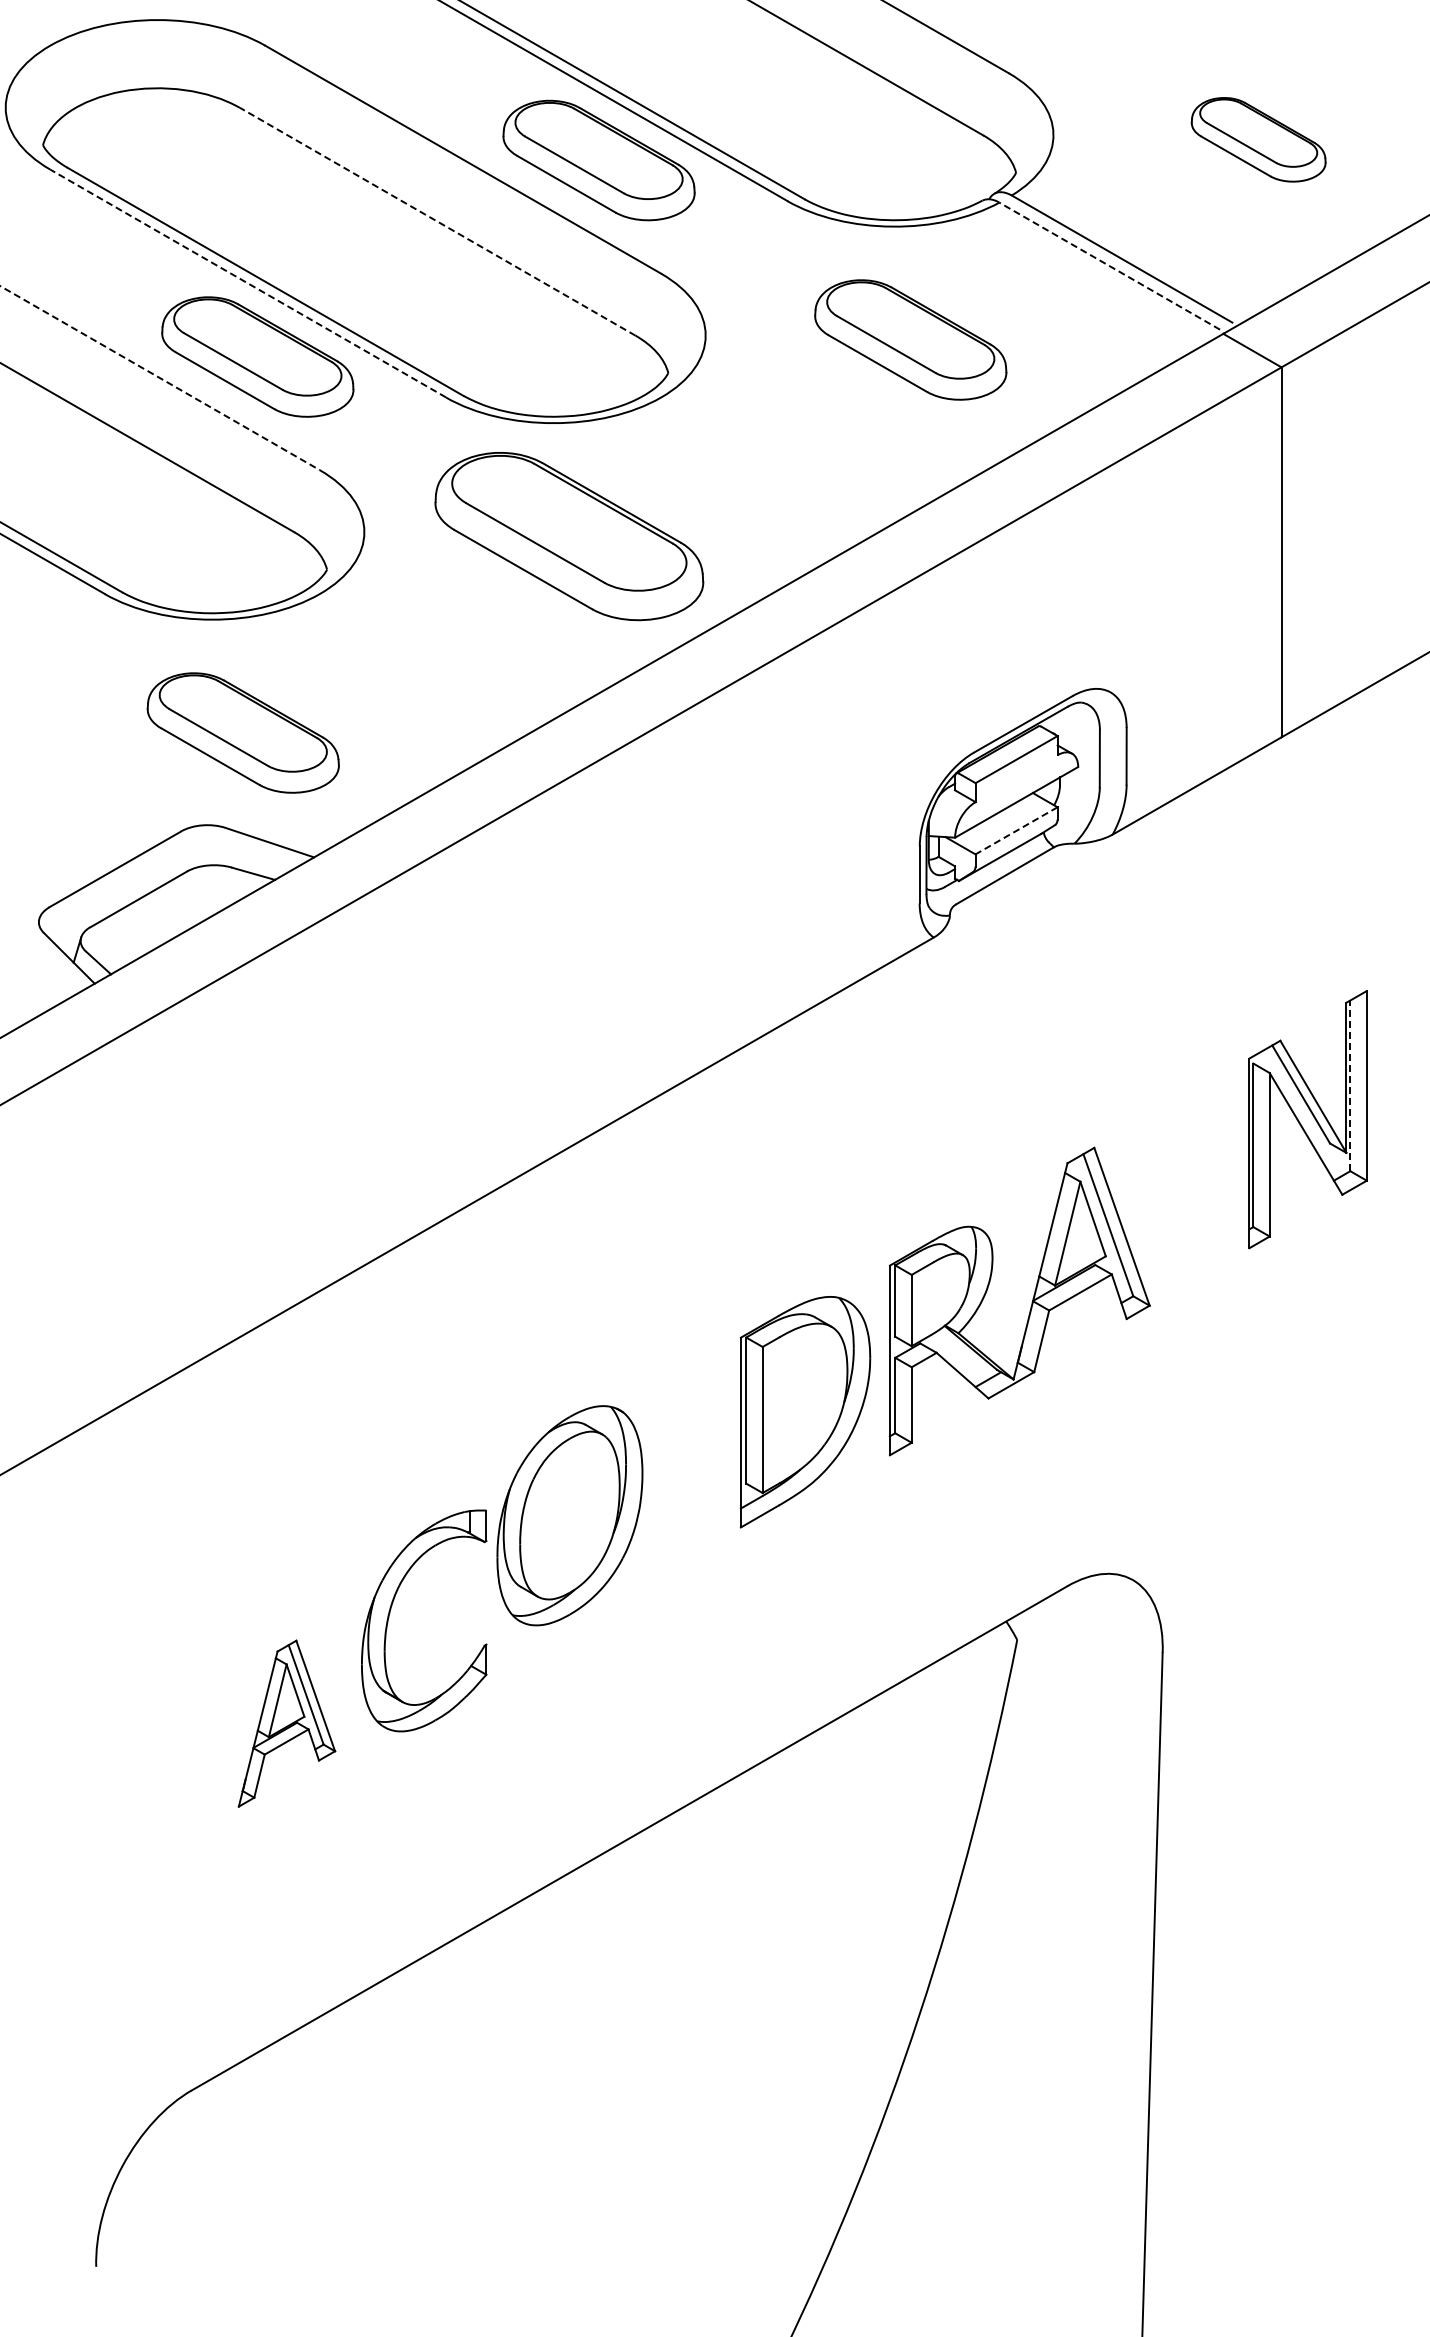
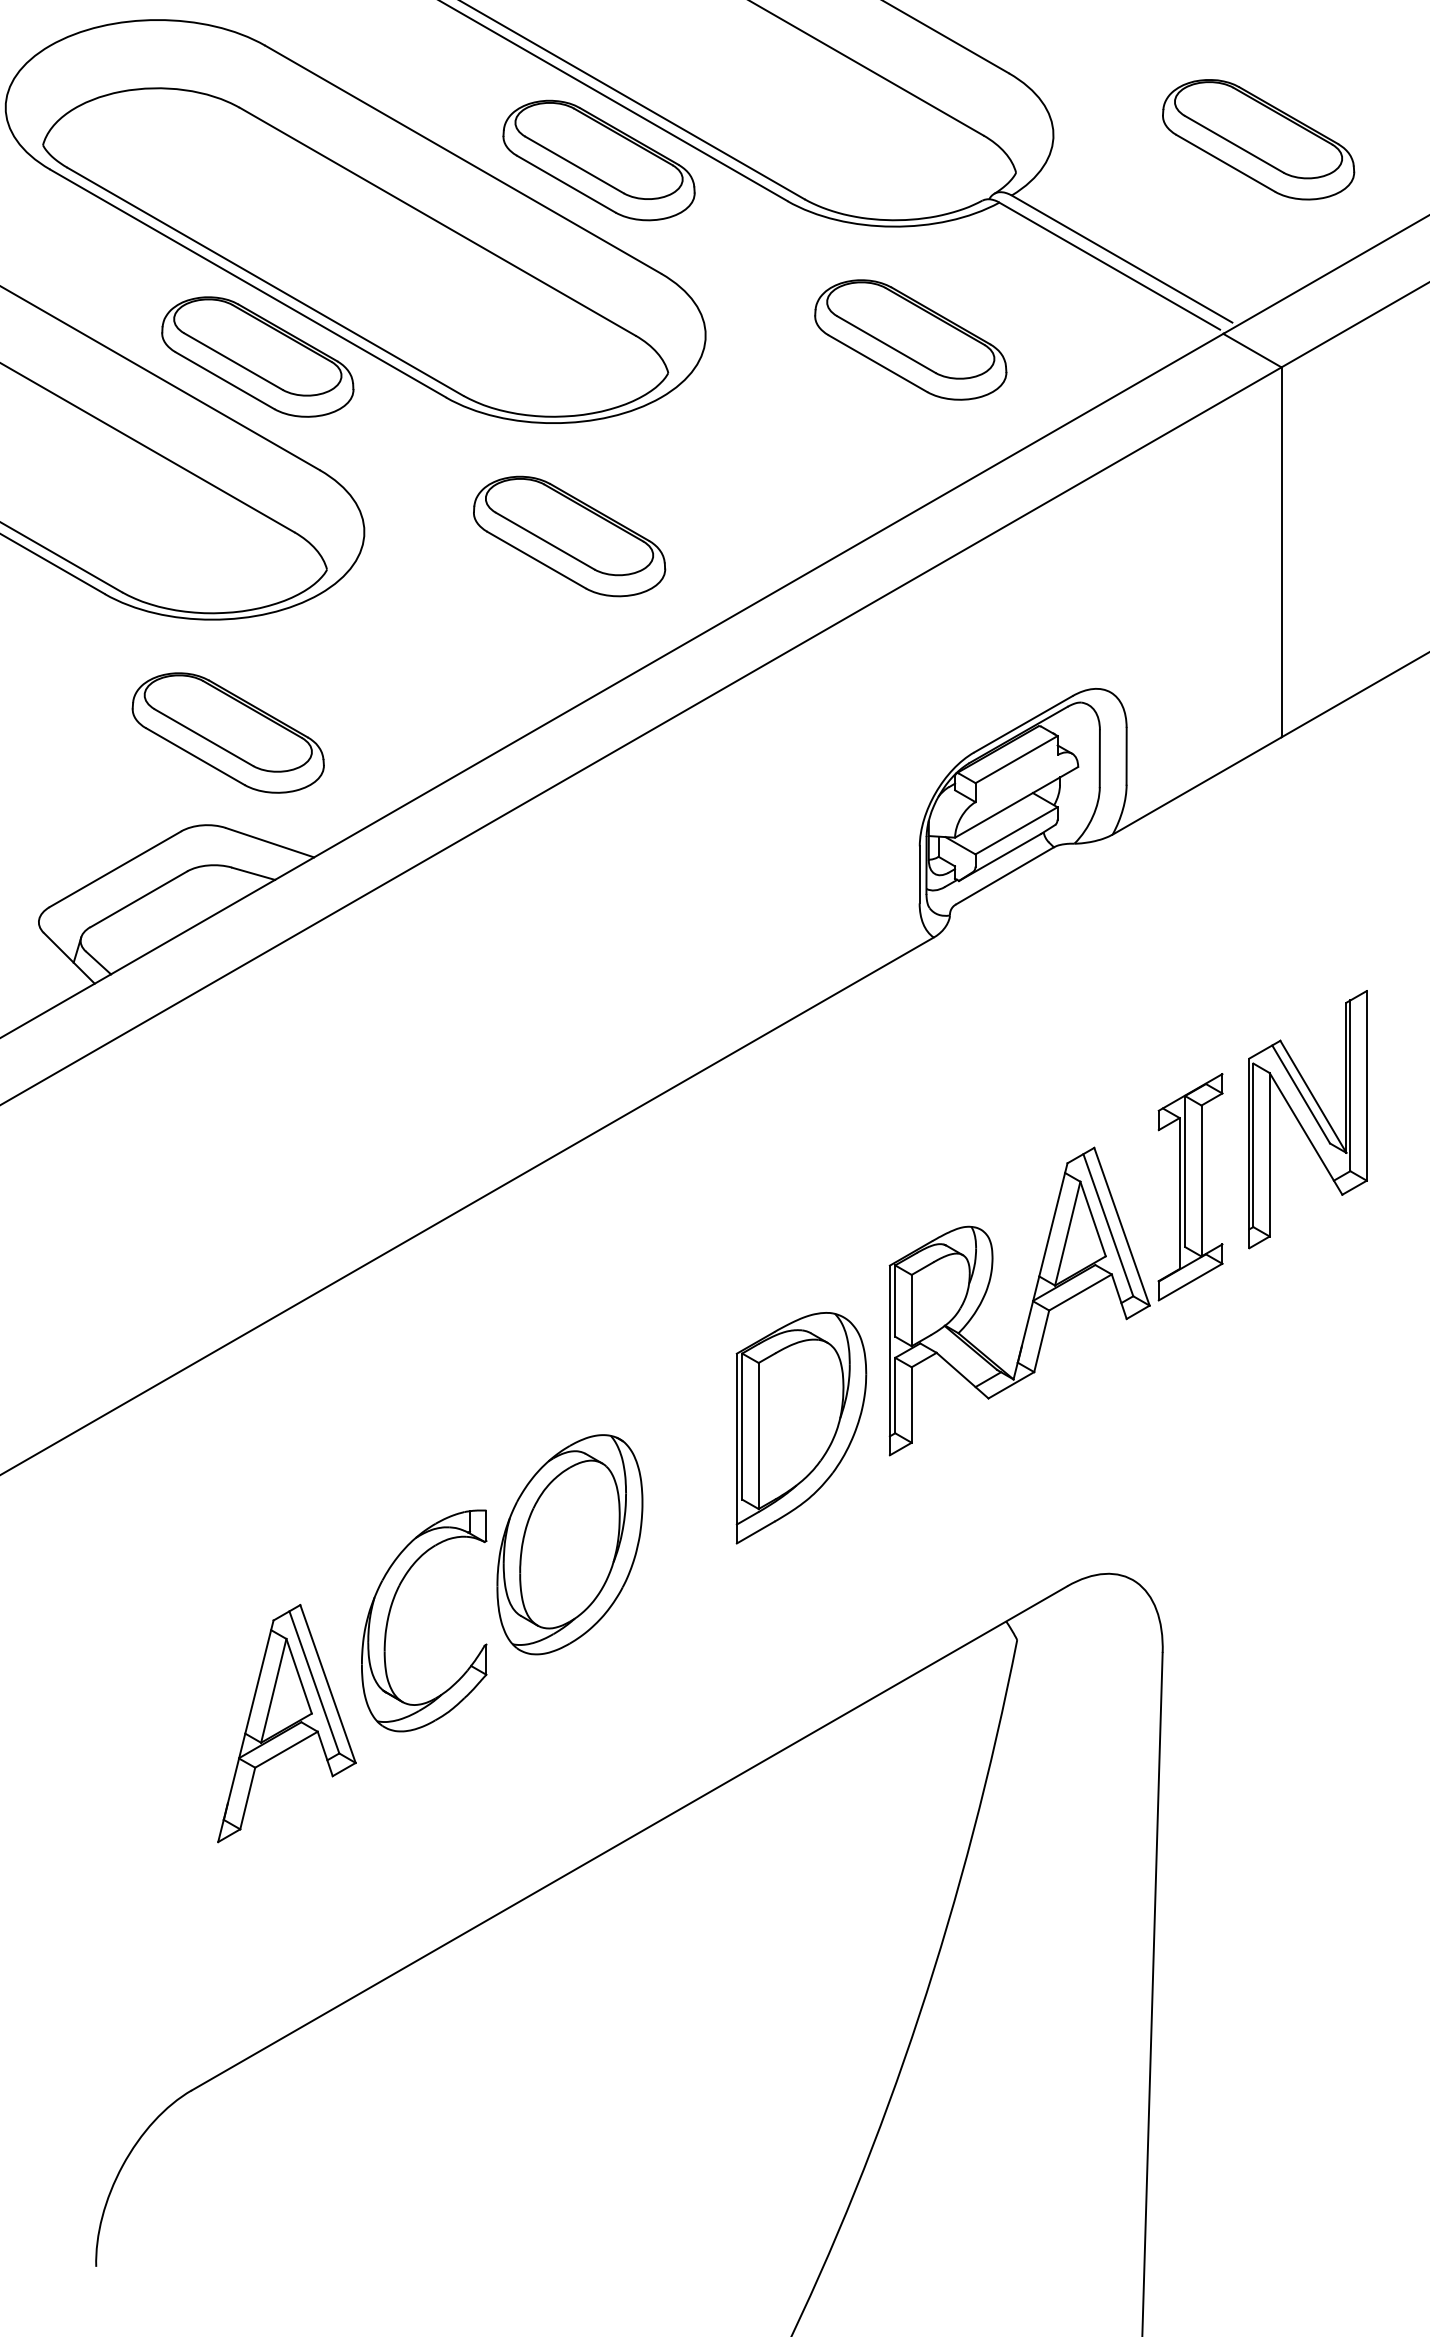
part size: 137x86 px -> 194x122 px (1258, 139)
line: dashed -> solid (437, 221)
line: dashed -> solid (1109, 265)
line: dashed -> solid (247, 283)
line: dashed -> solid (160, 378)
part size: 271x170 px -> 194x123 px (569, 536)
part position: (242, 732) -> (227, 732) (227, 732)
line: dashed -> solid (1016, 831)
line: dashed -> solid (1350, 1085)
part: none -> present (1190, 1187)
part position: (805, 1412) -> (801, 1428) (801, 1428)
part position: (569, 1515) -> (569, 1544) (569, 1544)
part size: 100x169 px -> 140x240 px (286, 1723)
